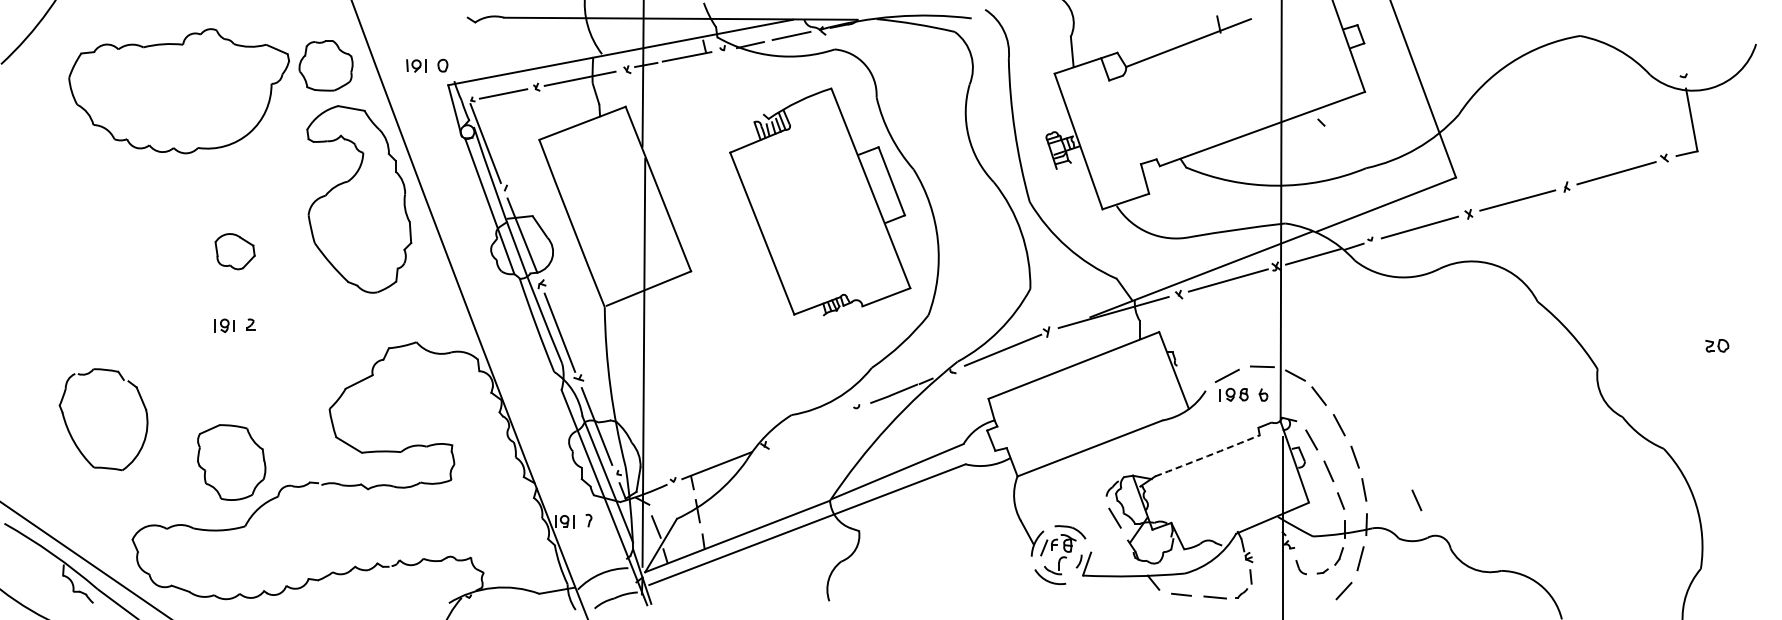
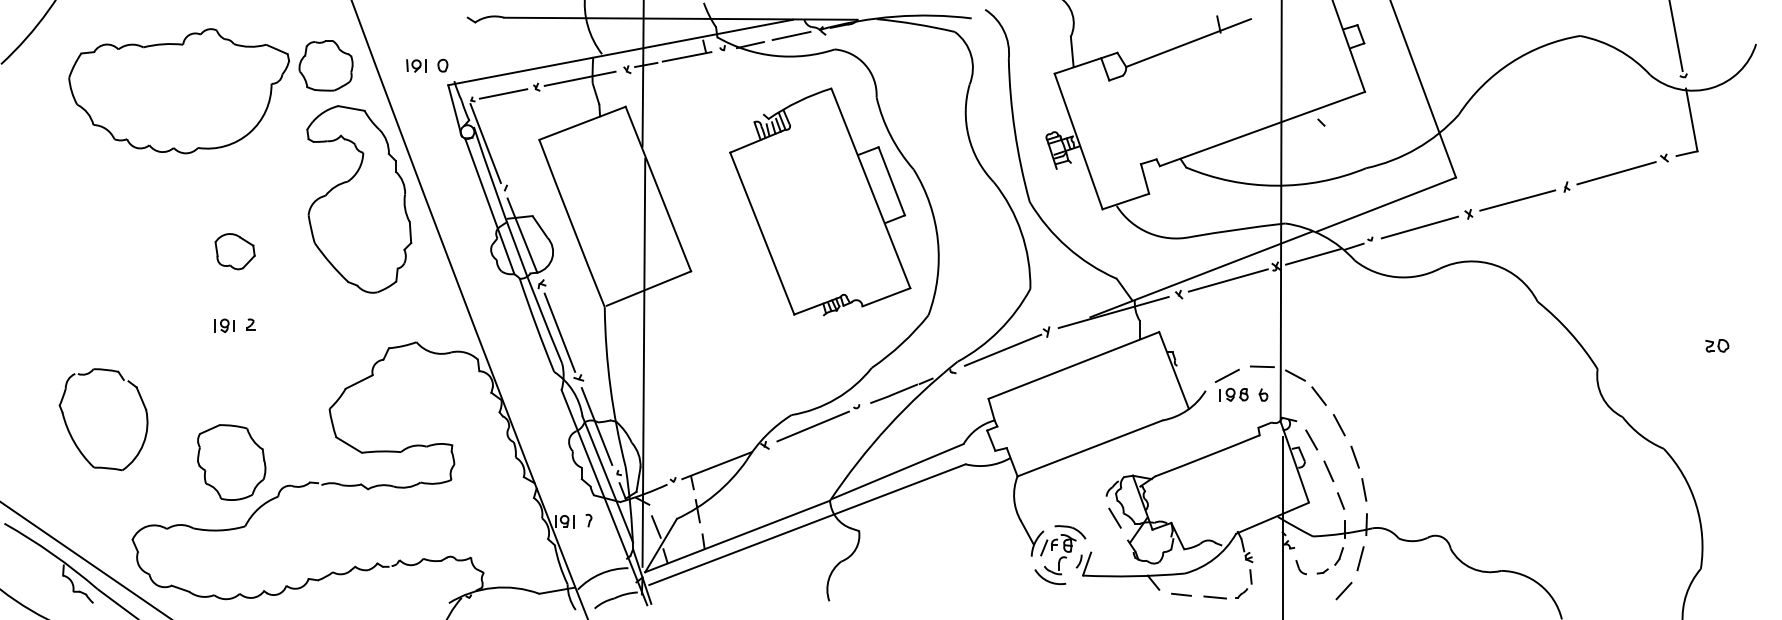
line: none -> present (1675, 36)
line: none -> present (812, 426)
arc: dashed -> solid (1207, 456)
line: present -> none (1416, 500)
